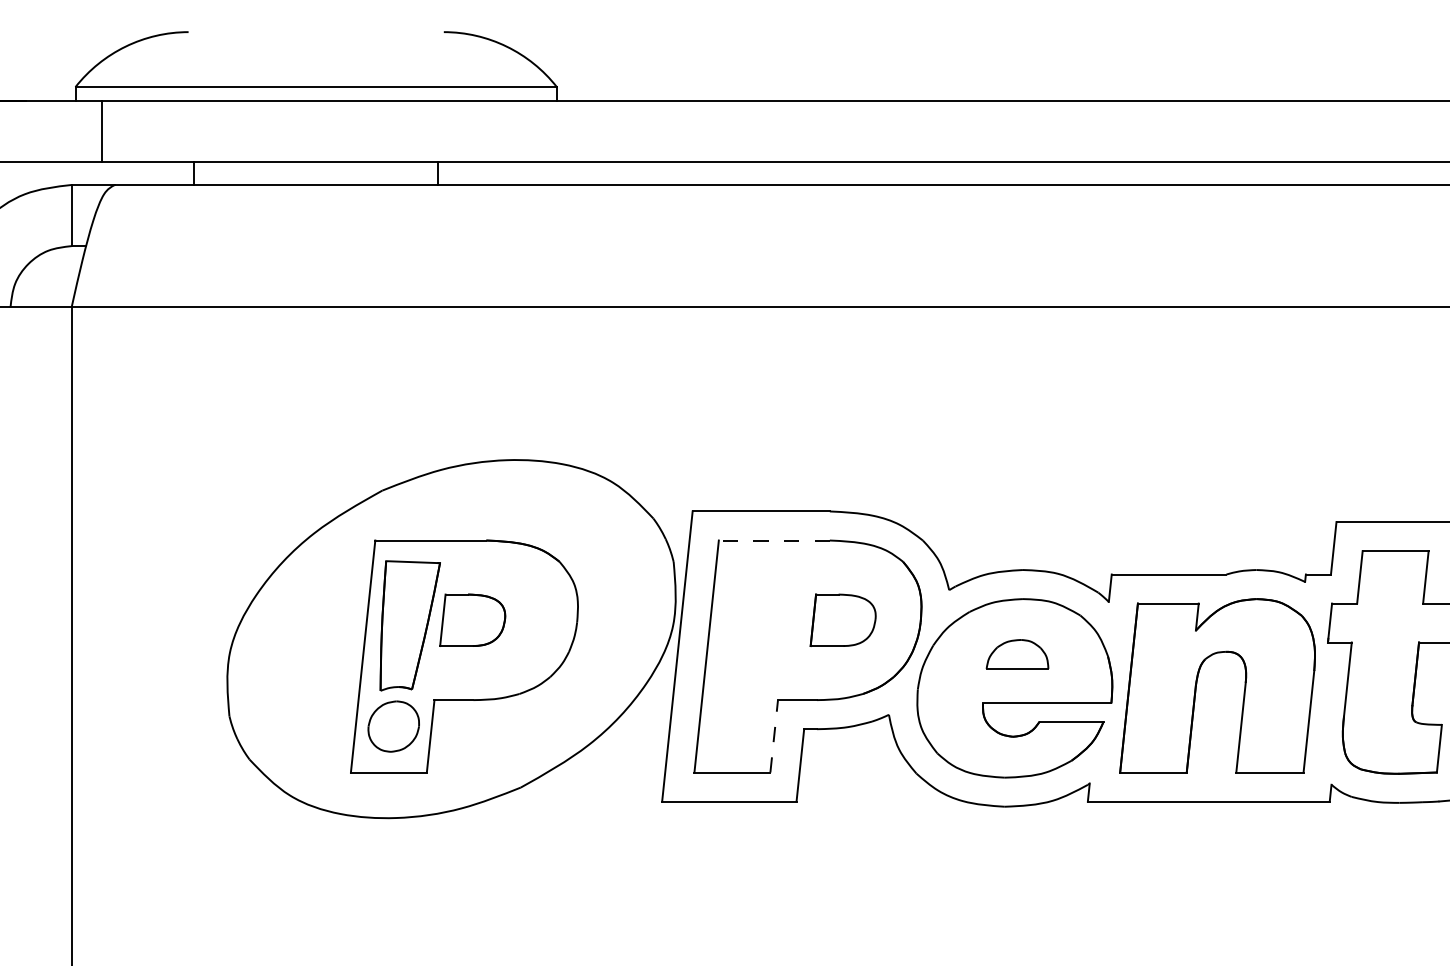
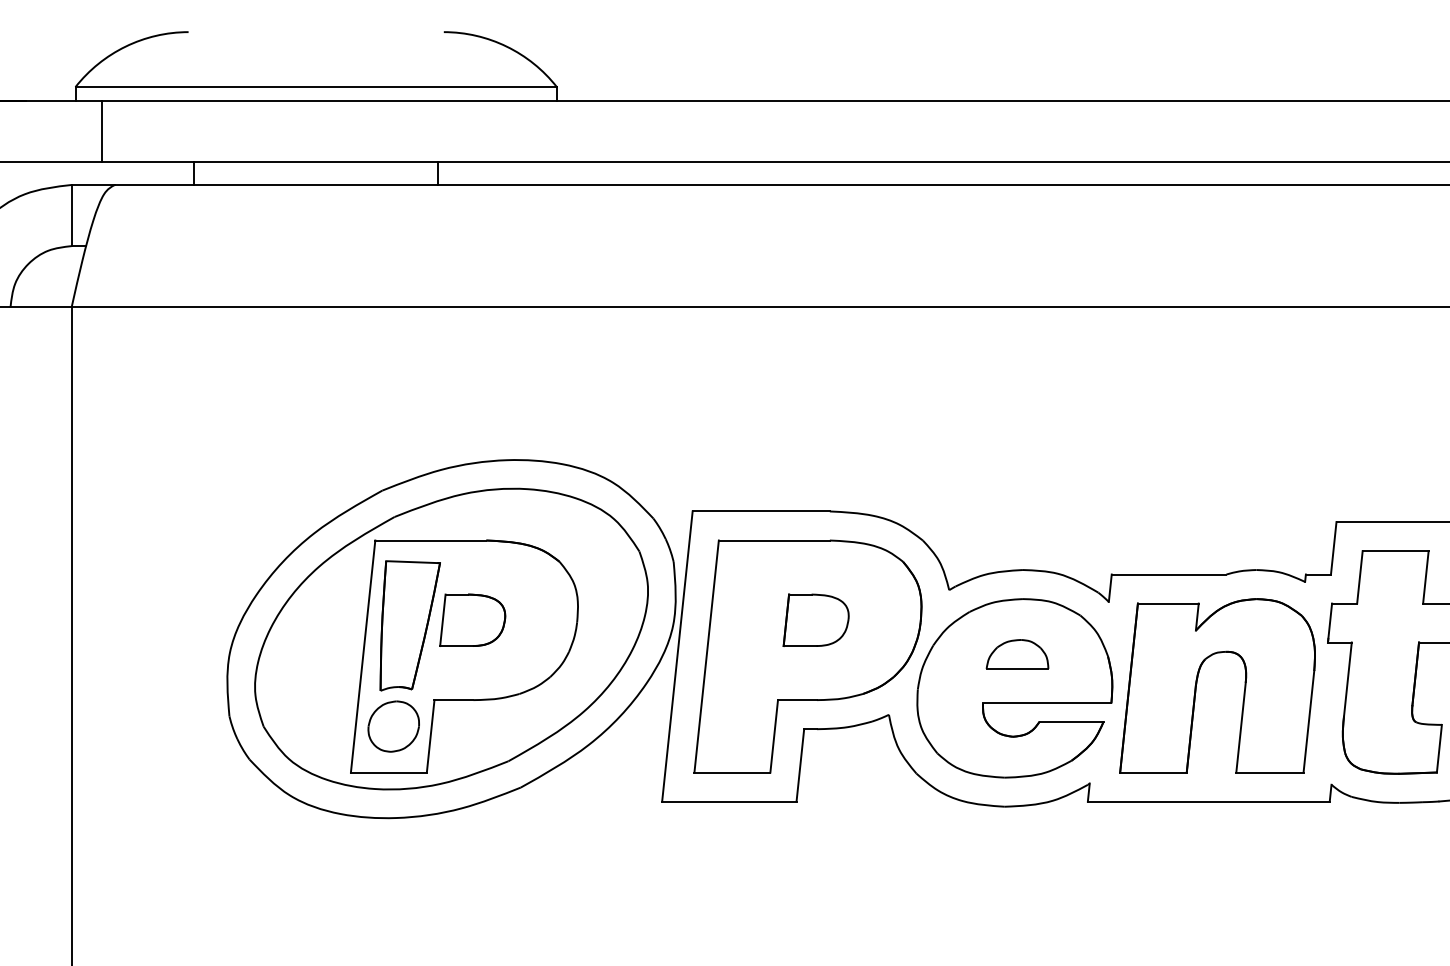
line: dashed -> solid (774, 540)
part position: (842, 619) -> (815, 619) (815, 619)
part: none -> present (451, 638)
line: dashed -> solid (774, 735)
